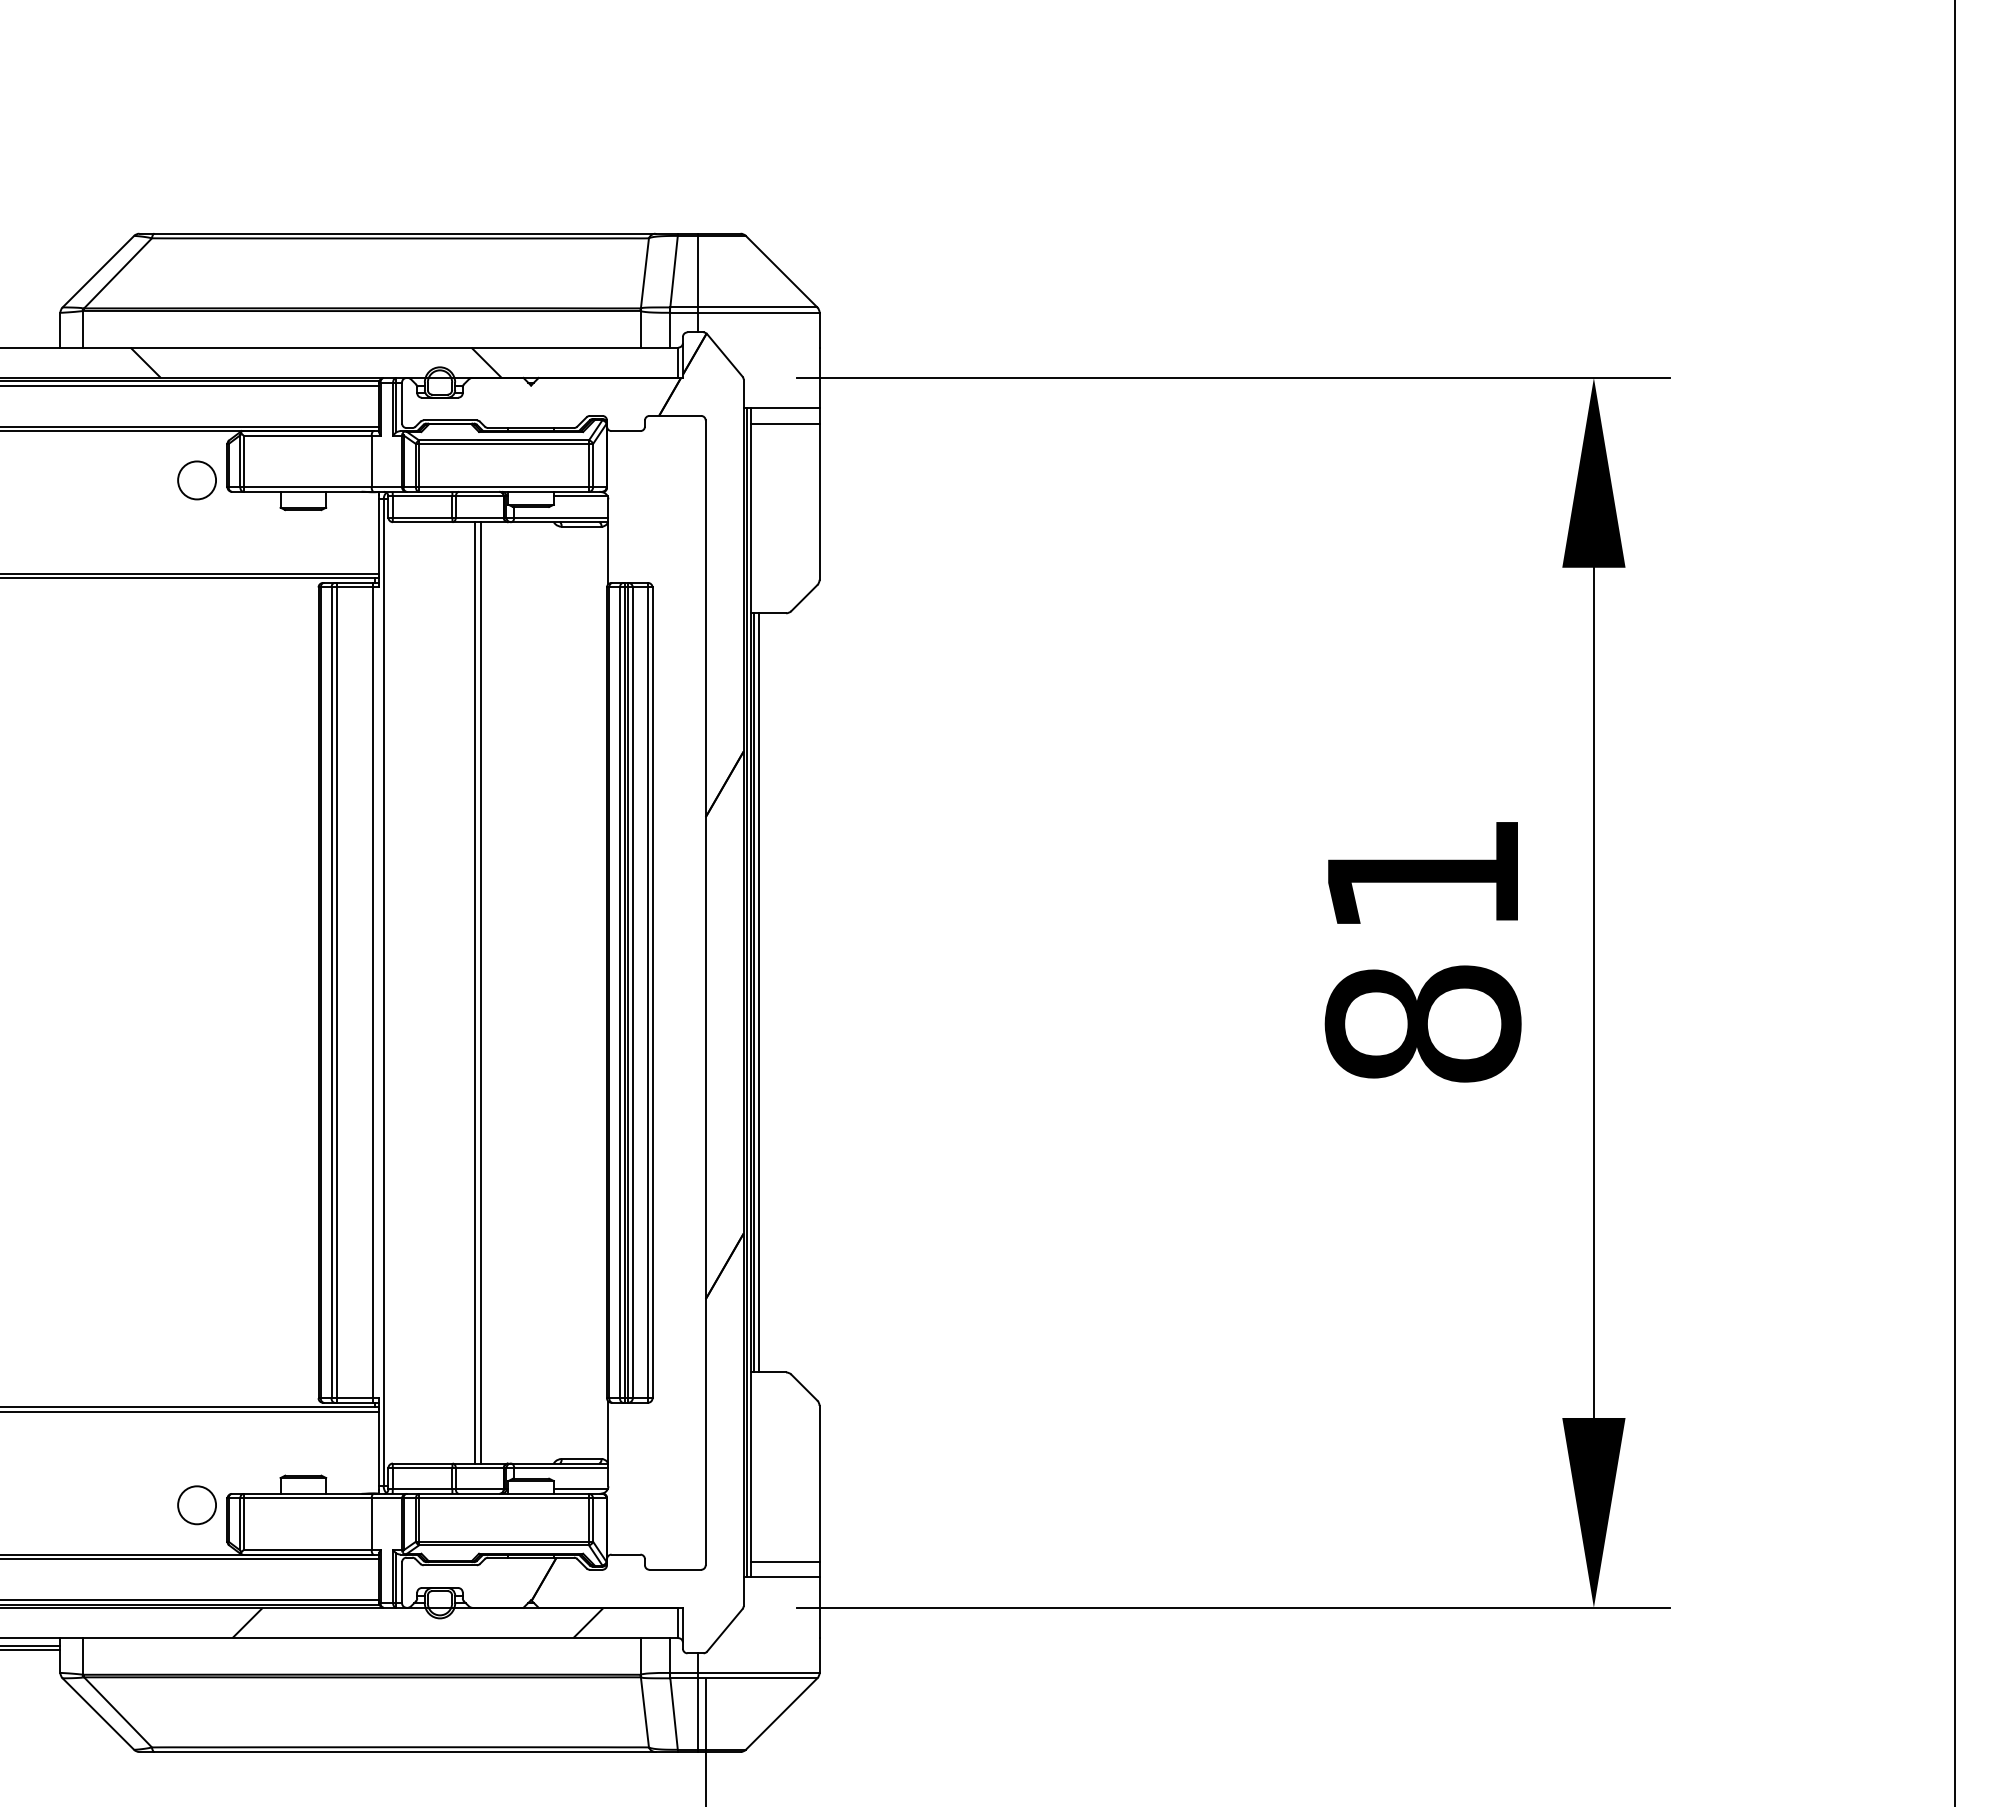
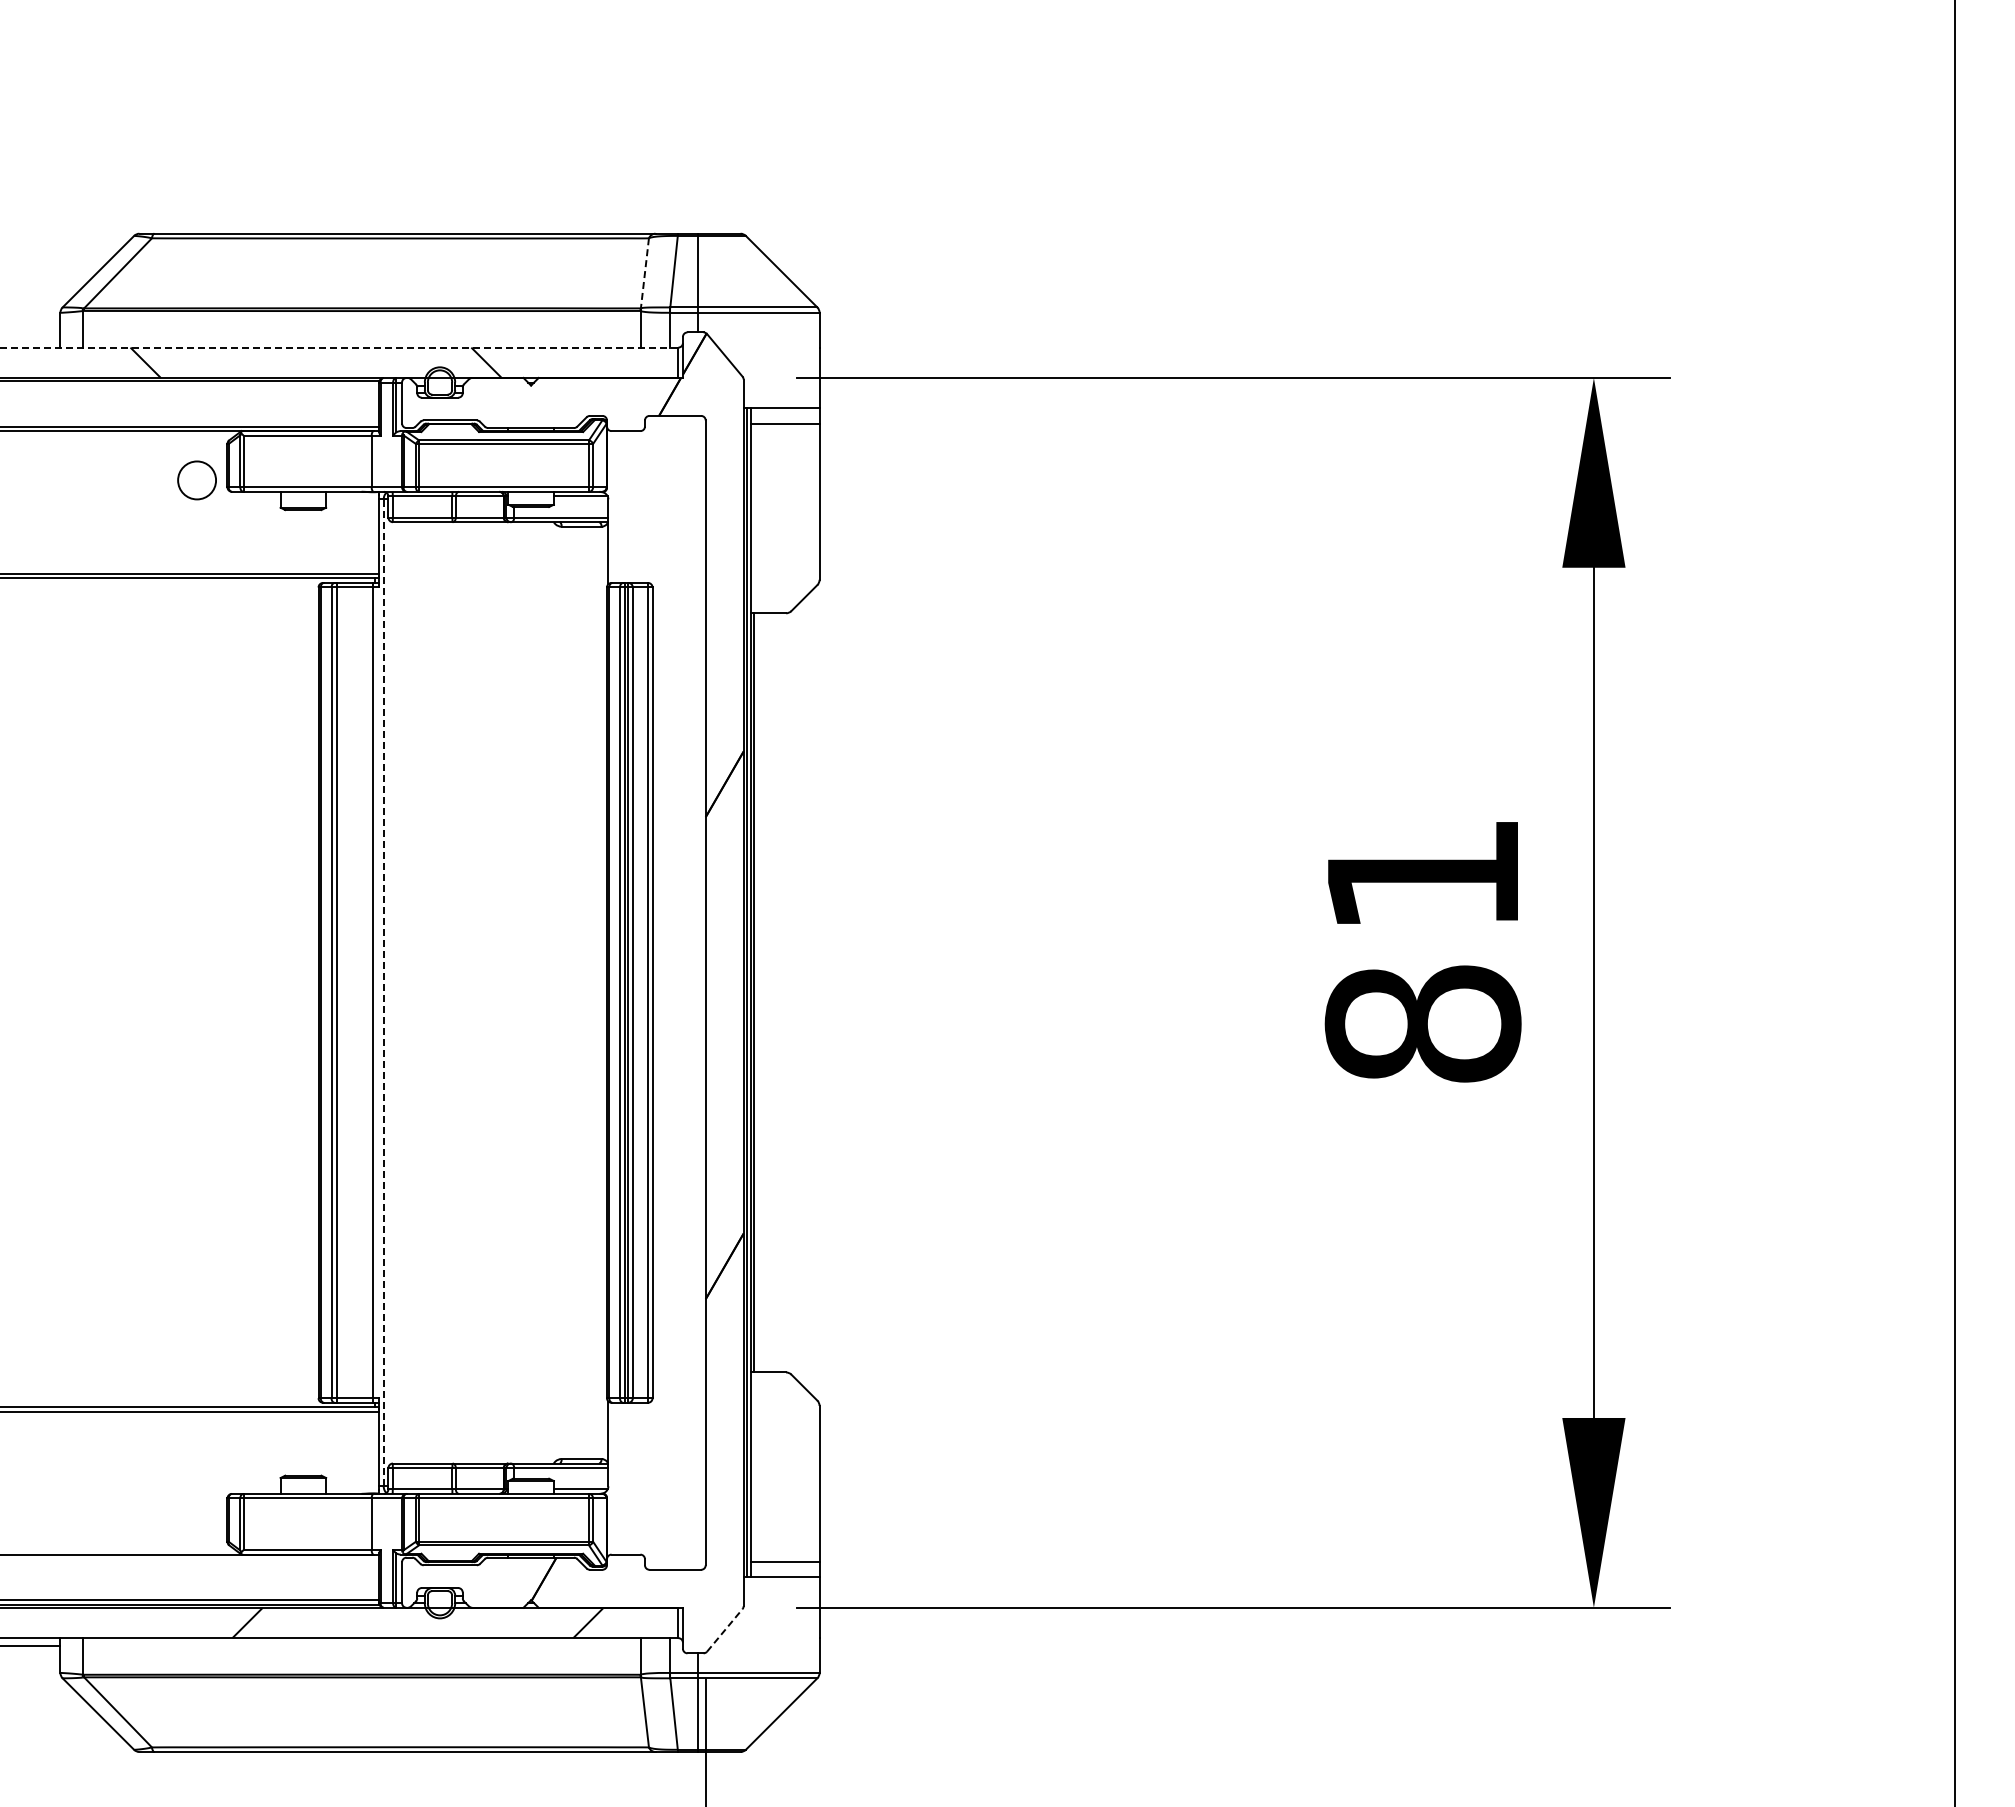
line: solid -> dashed (644, 273)
line: solid -> dashed (339, 347)
line: present -> none (190, 385)
line: solid -> dashed (383, 992)
line: present -> none (474, 992)
line: present -> none (480, 992)
line: present -> none (758, 992)
circle: present -> none (196, 1505)
line: present -> none (190, 1559)
line: solid -> dashed (724, 1630)
line: present -> none (31, 1650)
